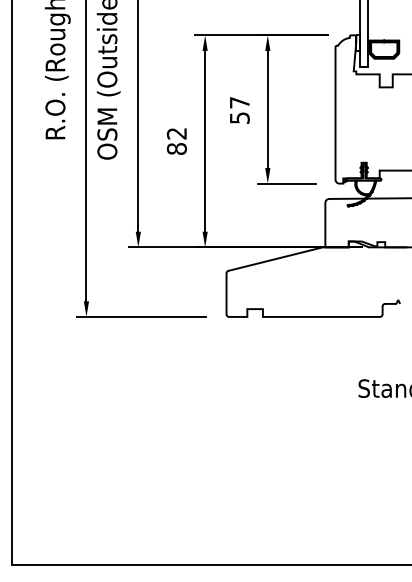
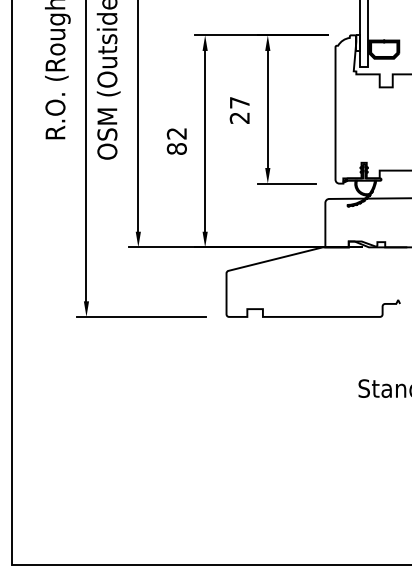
text: 57 -> 27 (239, 117)
